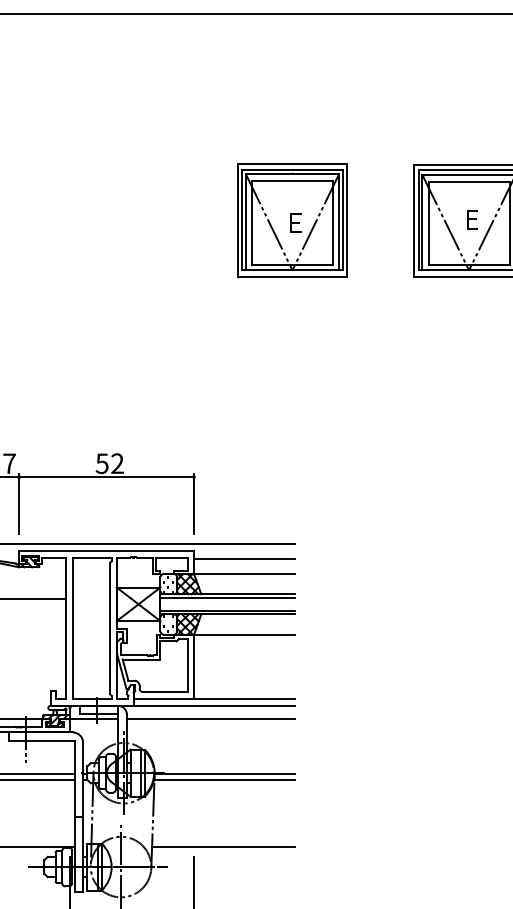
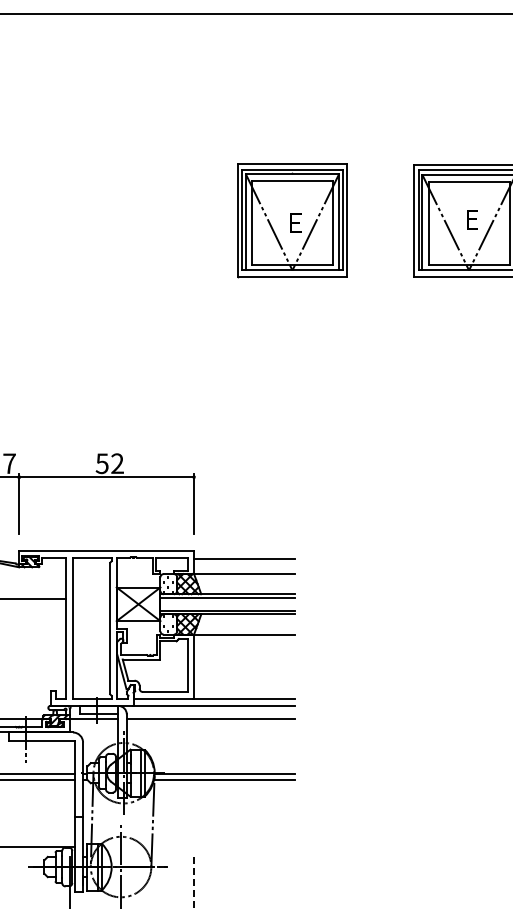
line: present -> none (148, 544)
line: present -> none (224, 847)
line: solid -> dashed (194, 883)
